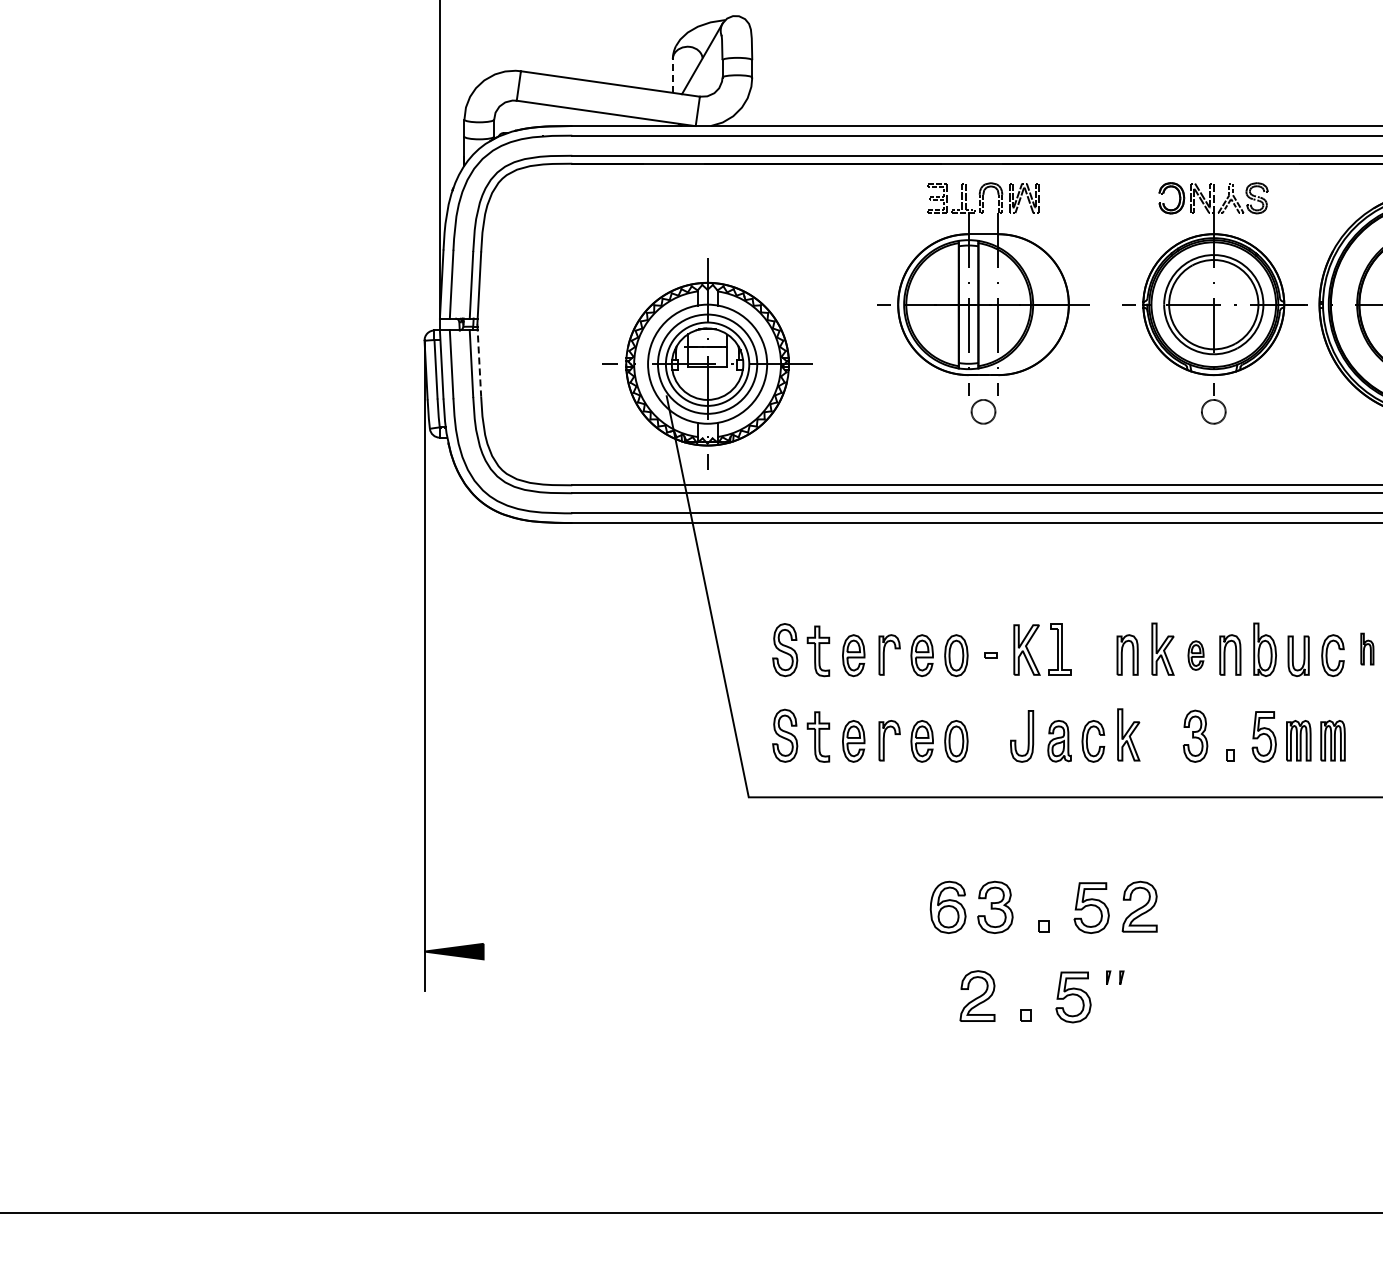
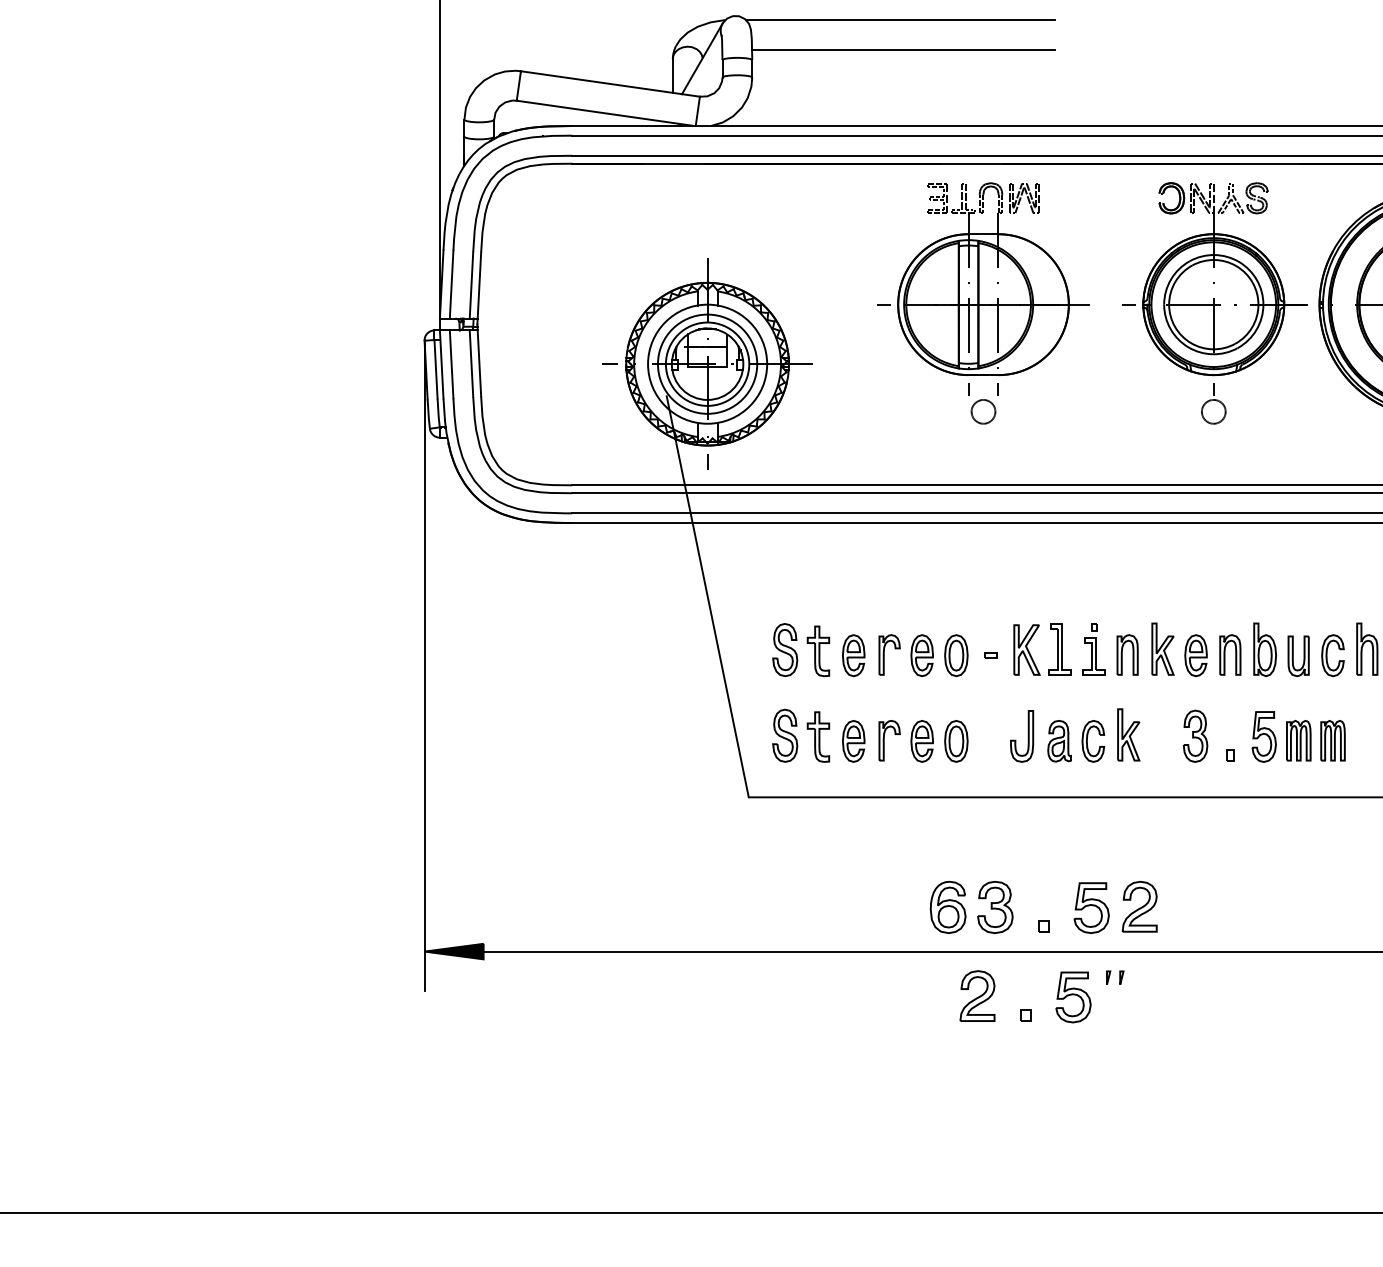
line: none -> present (899, 19)
line: none -> present (903, 49)
line: dashed -> solid (672, 76)
line: dashed -> solid (479, 361)
part size: 15x34 px -> 23x54 px (1367, 648)
part: none -> present (1093, 649)
part size: 18x31 px -> 24x43 px (1195, 655)
line: none -> present (931, 951)
